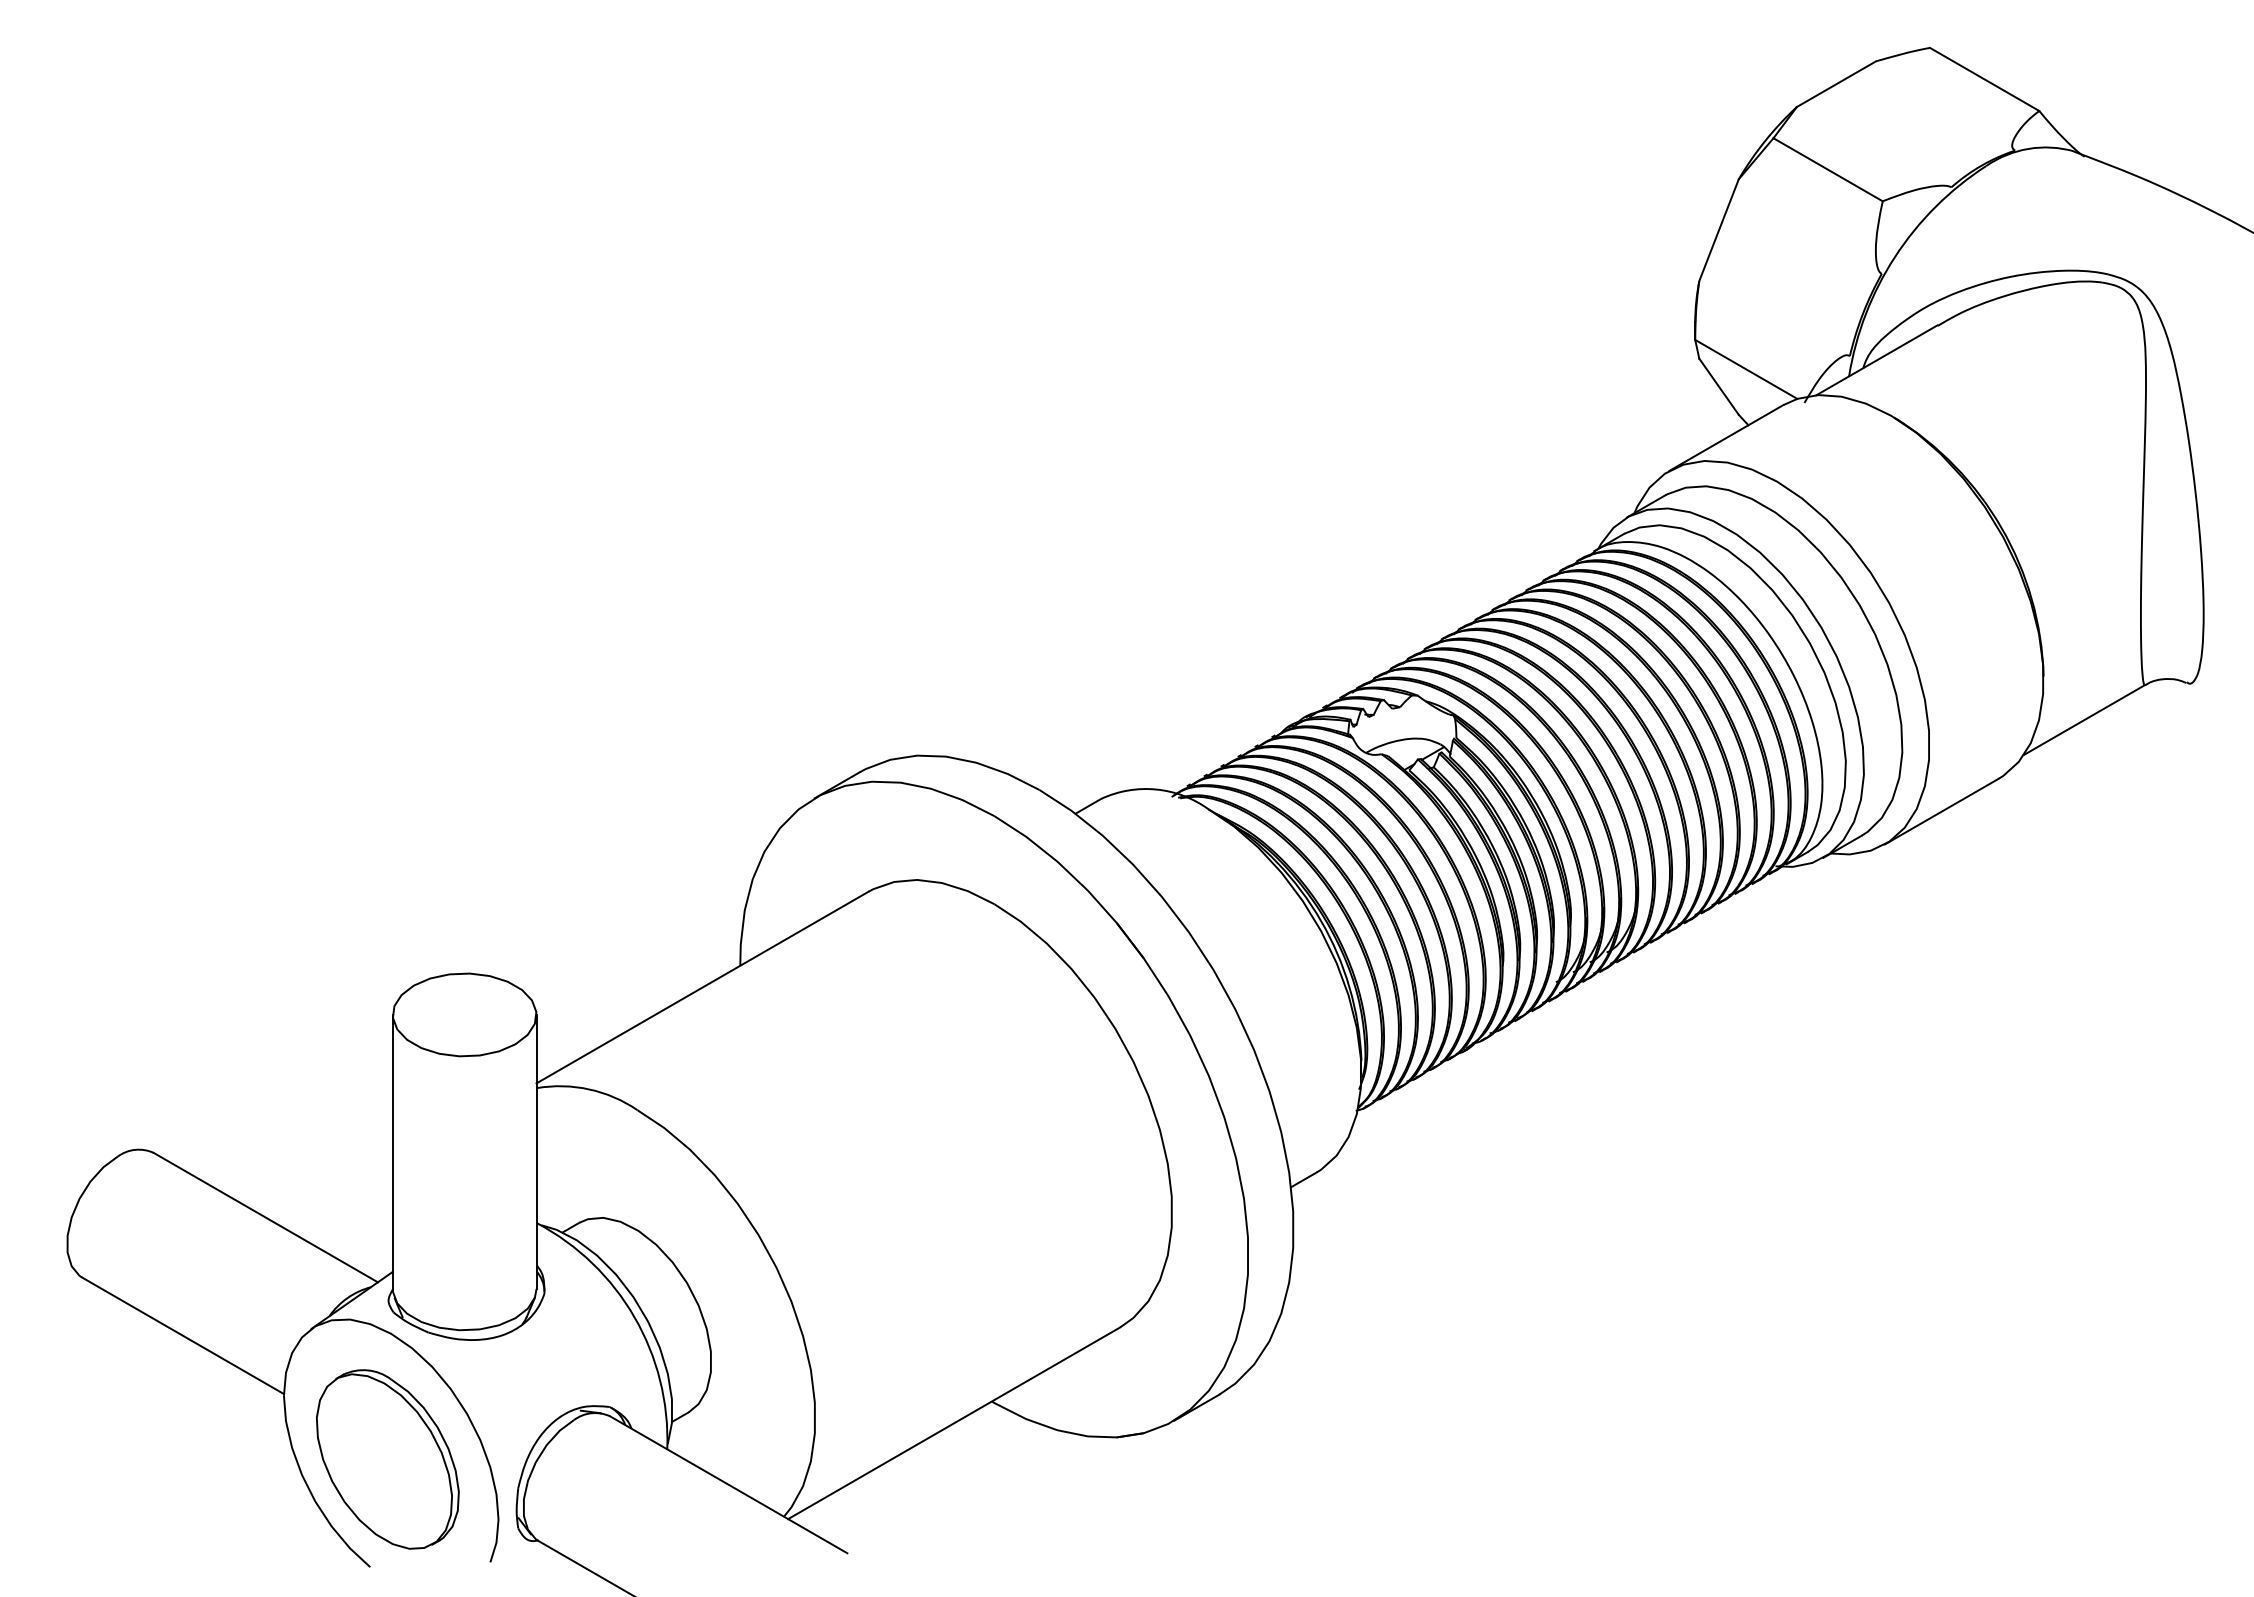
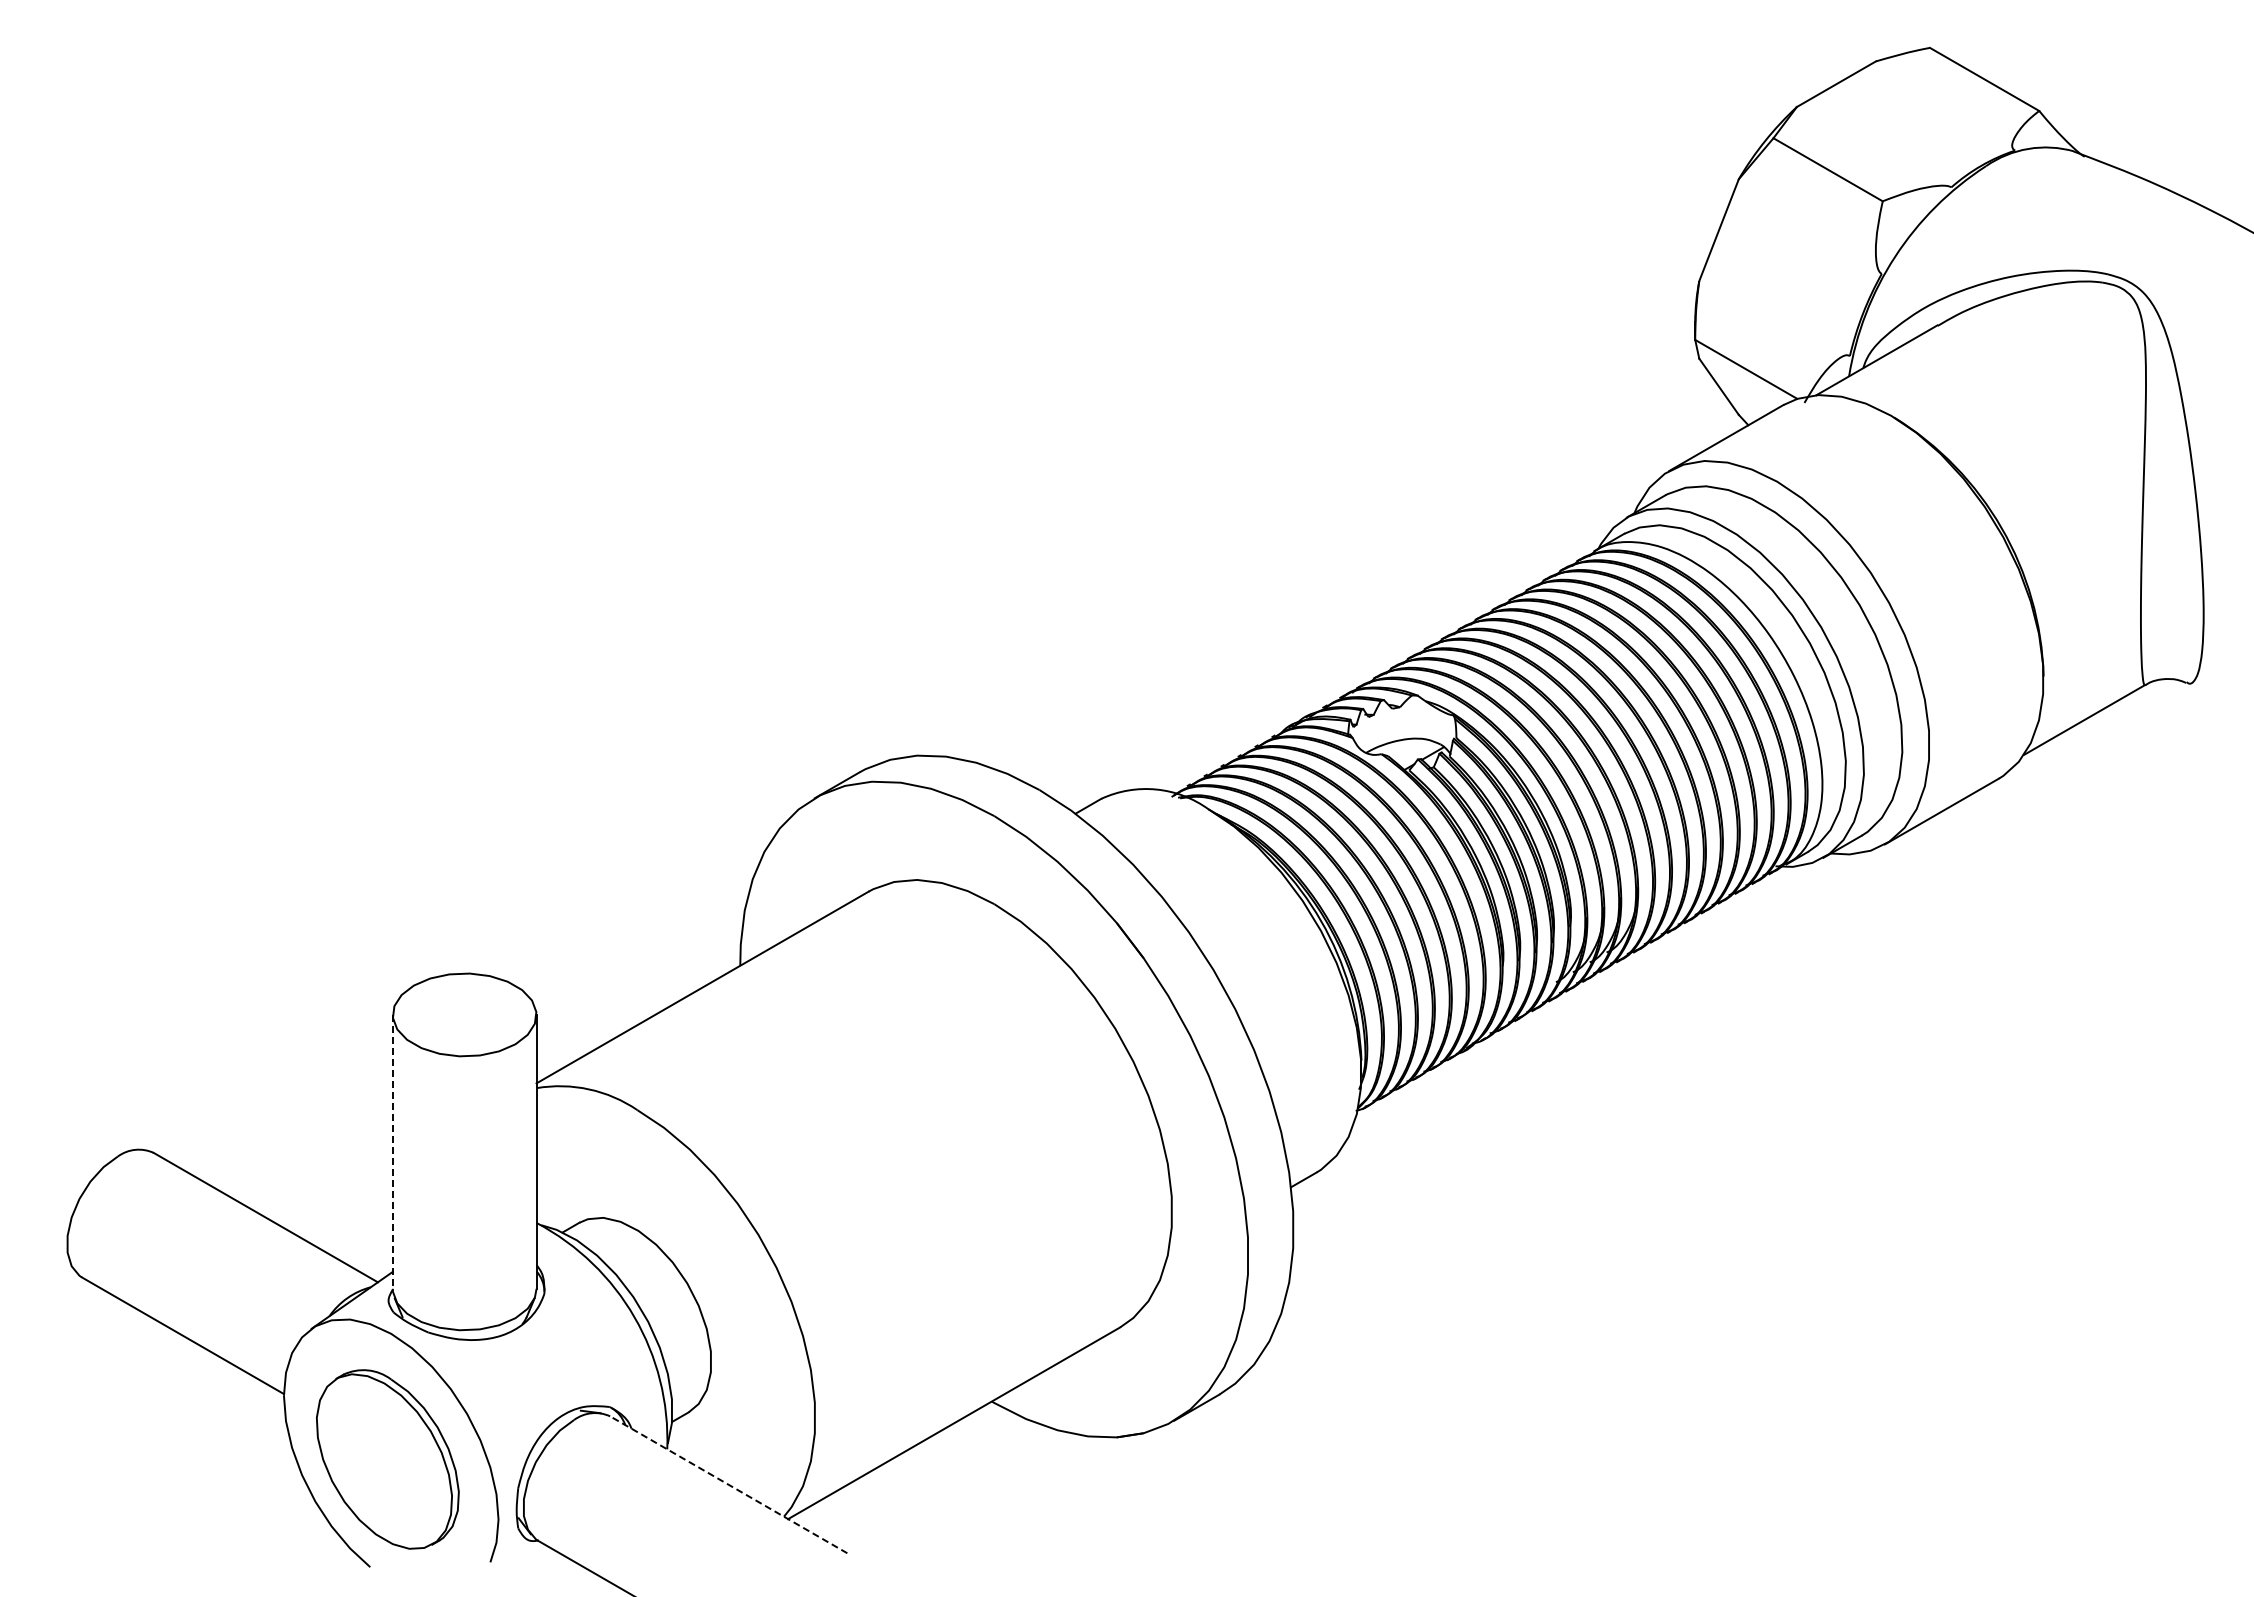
line: solid -> dashed (392, 1151)
line: solid -> dashed (728, 1484)
